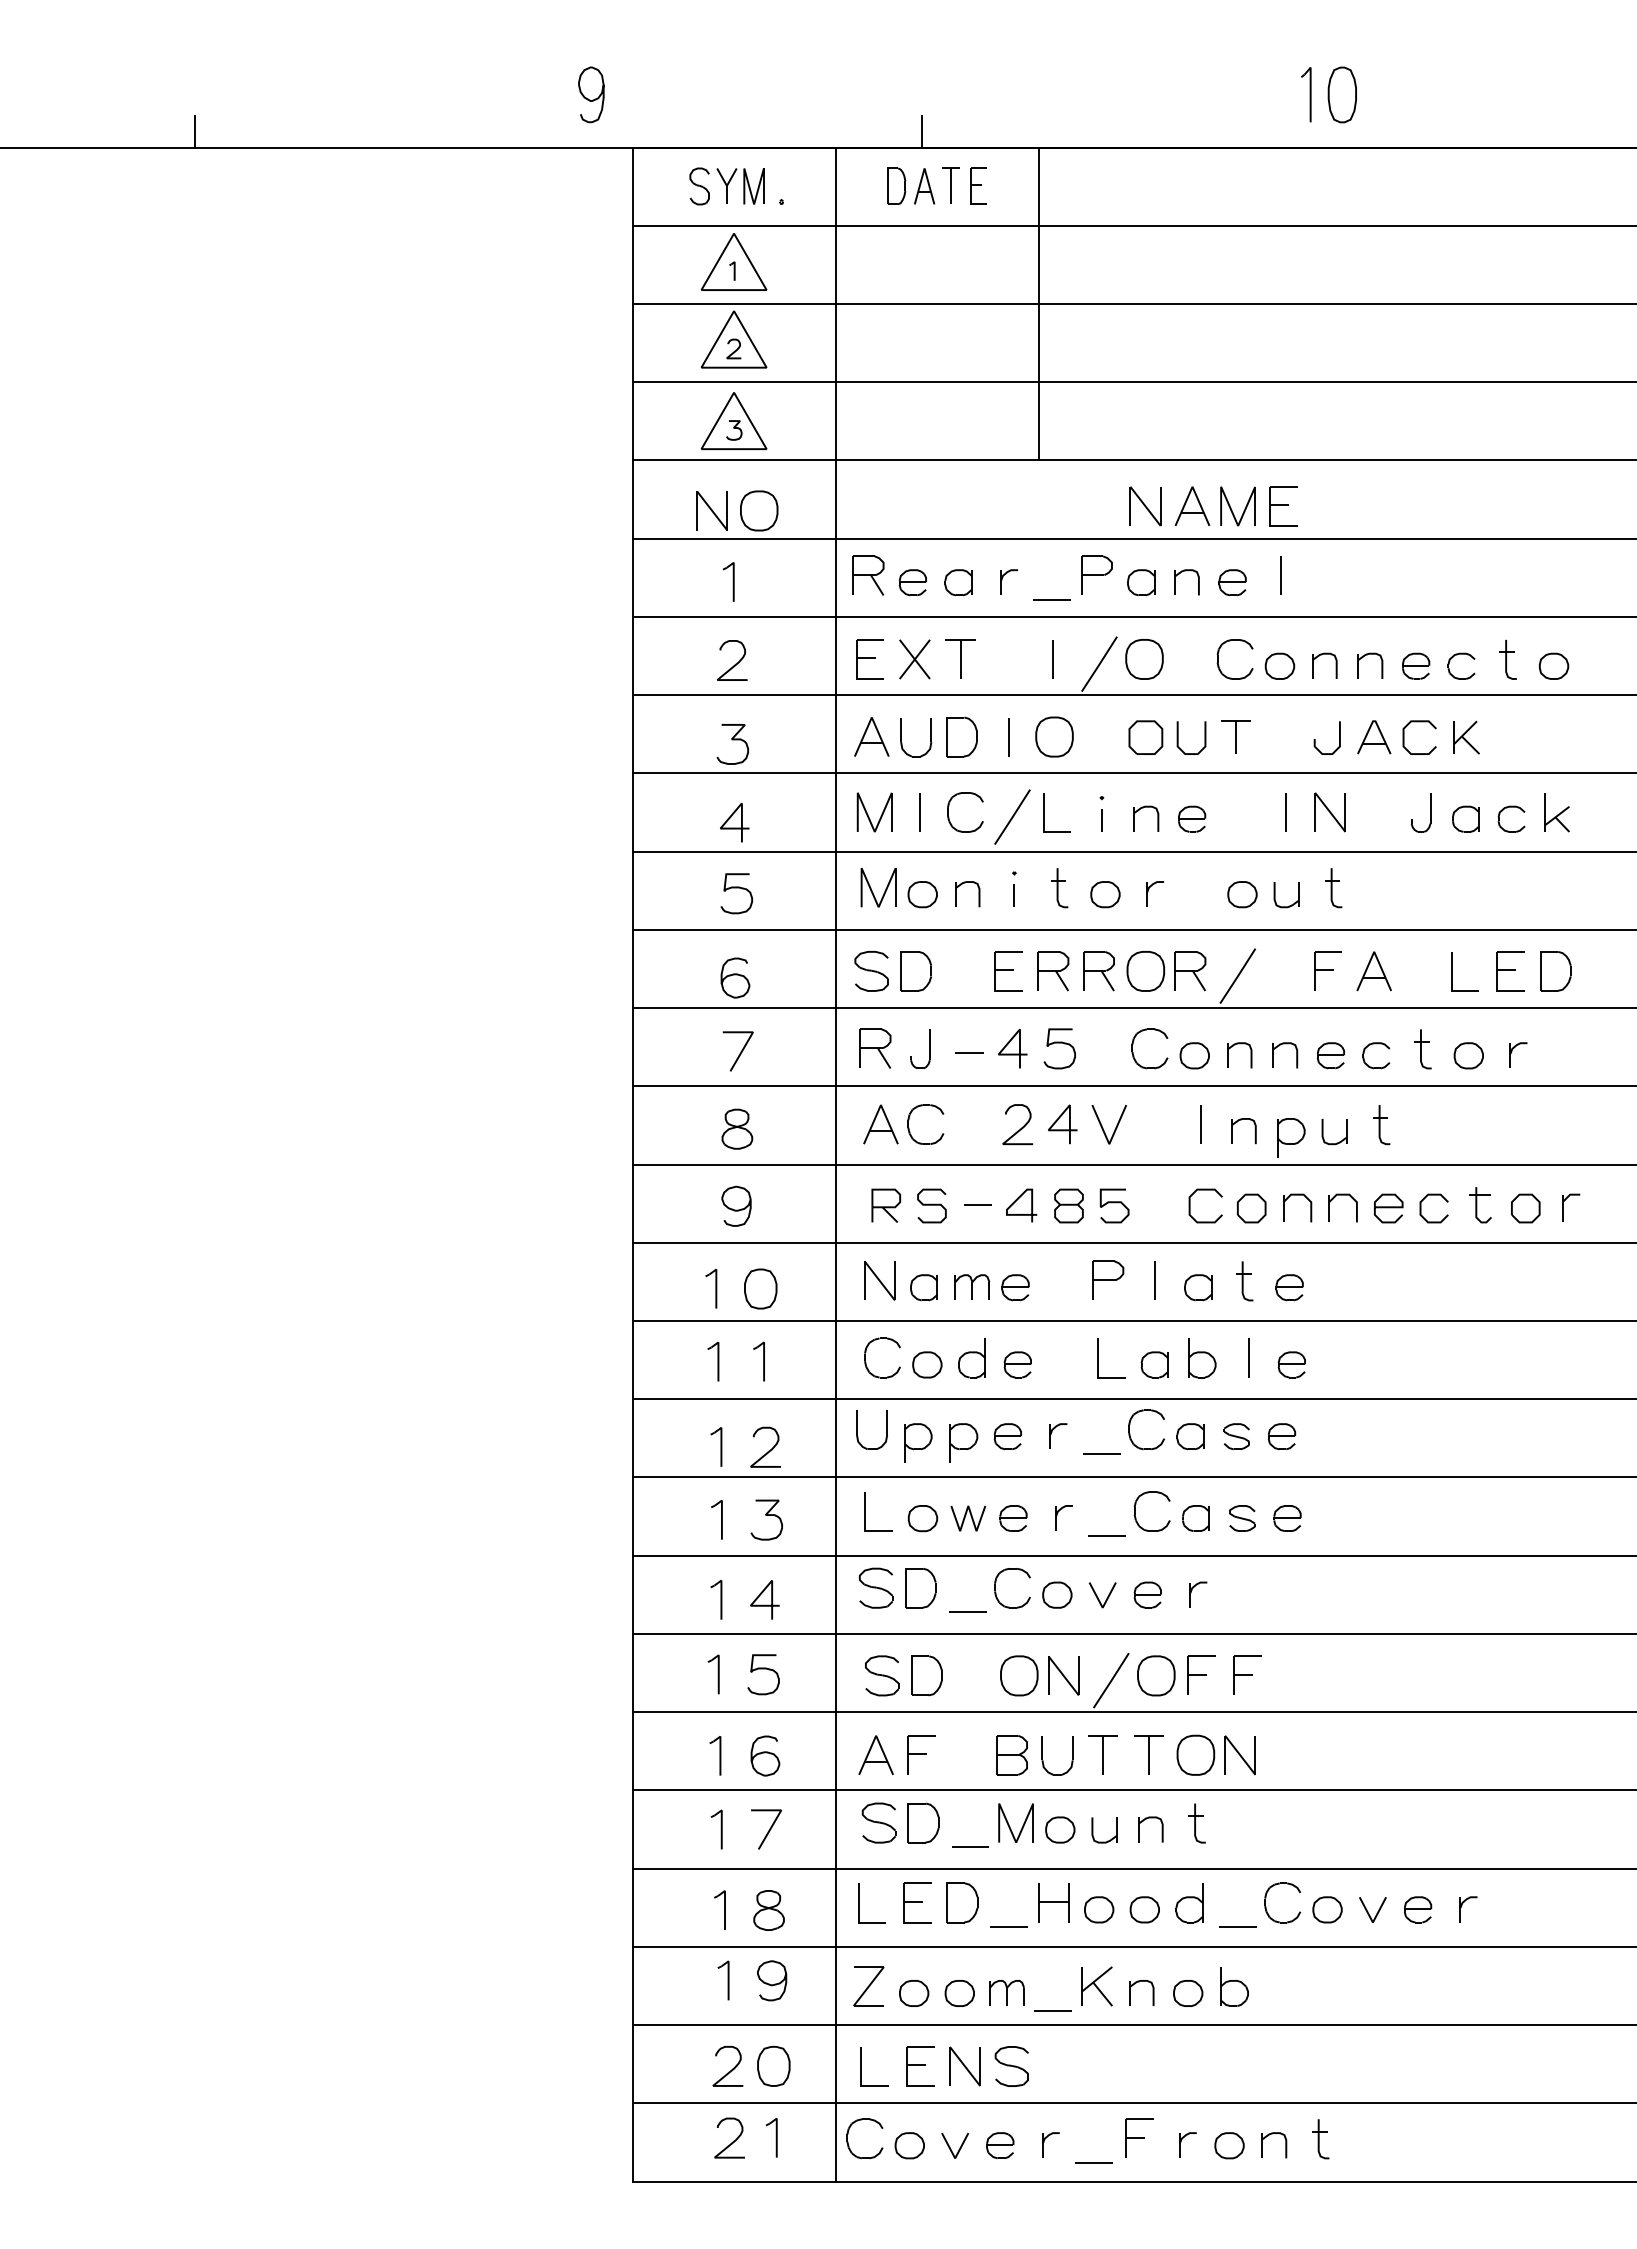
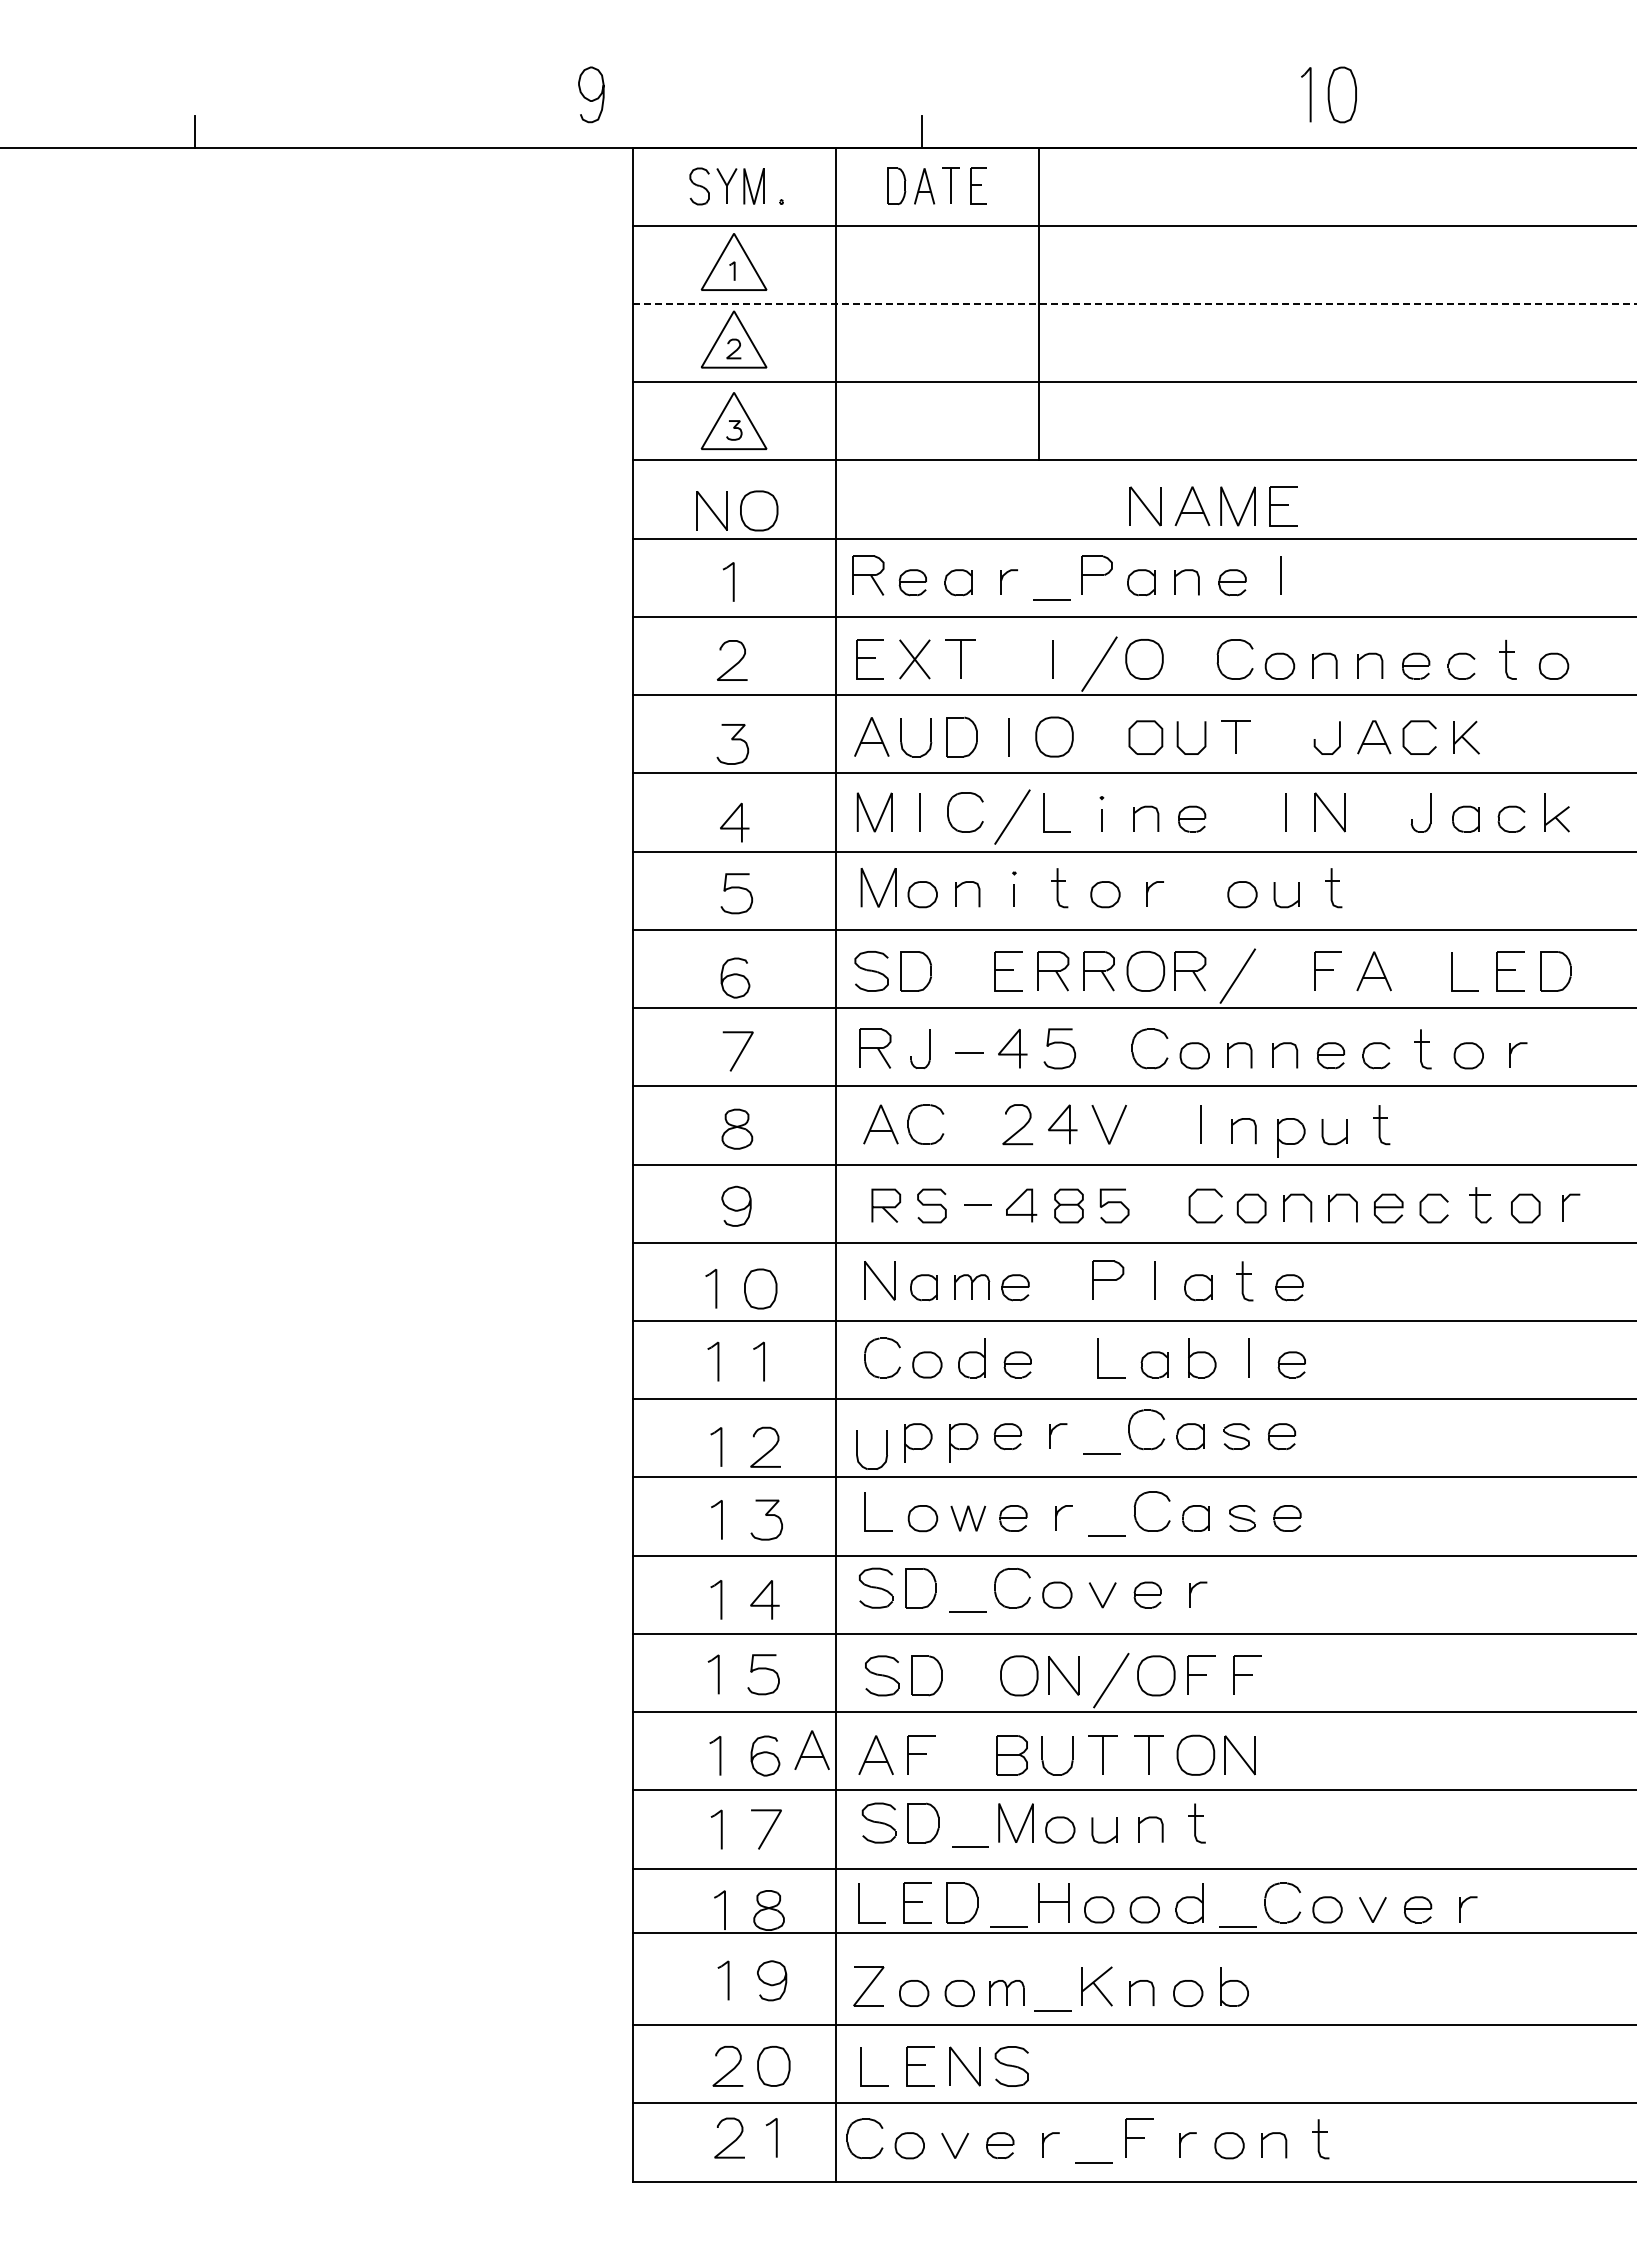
line: solid -> dashed (1134, 304)
part position: (857, 1429) -> (857, 1449) (857, 1449)
part: none -> present (811, 1749)
line position: (1132, 1946) -> (1132, 1932) (1132, 1932)
